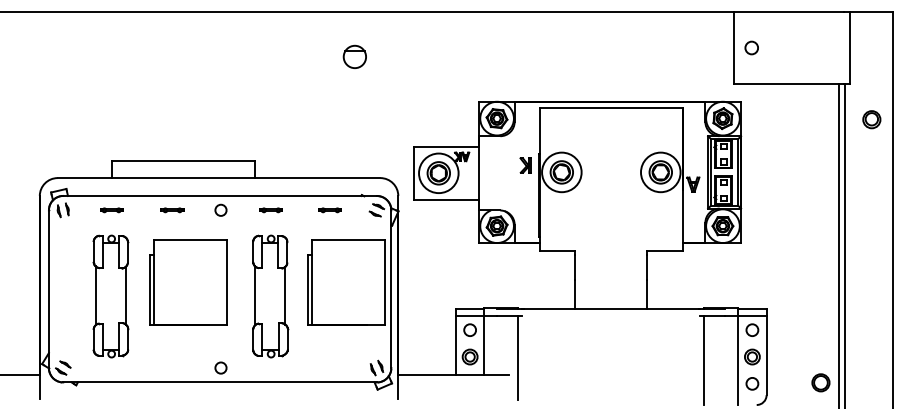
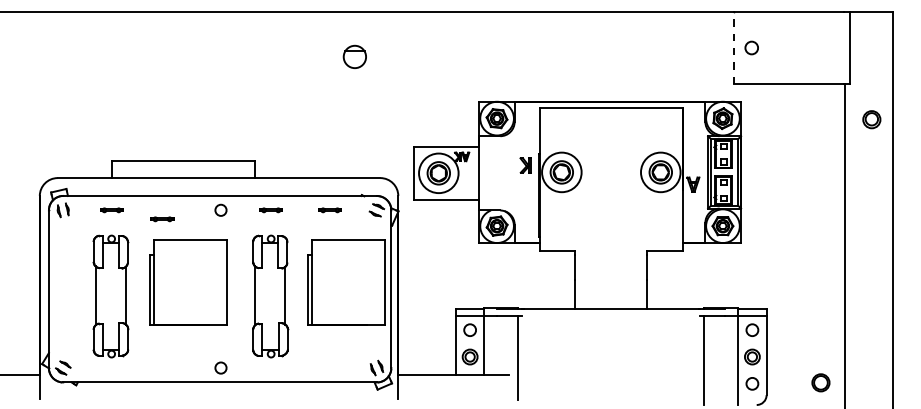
line: solid -> dashed (733, 48)
part position: (172, 210) -> (162, 219) (162, 219)
line: present -> none (838, 244)
